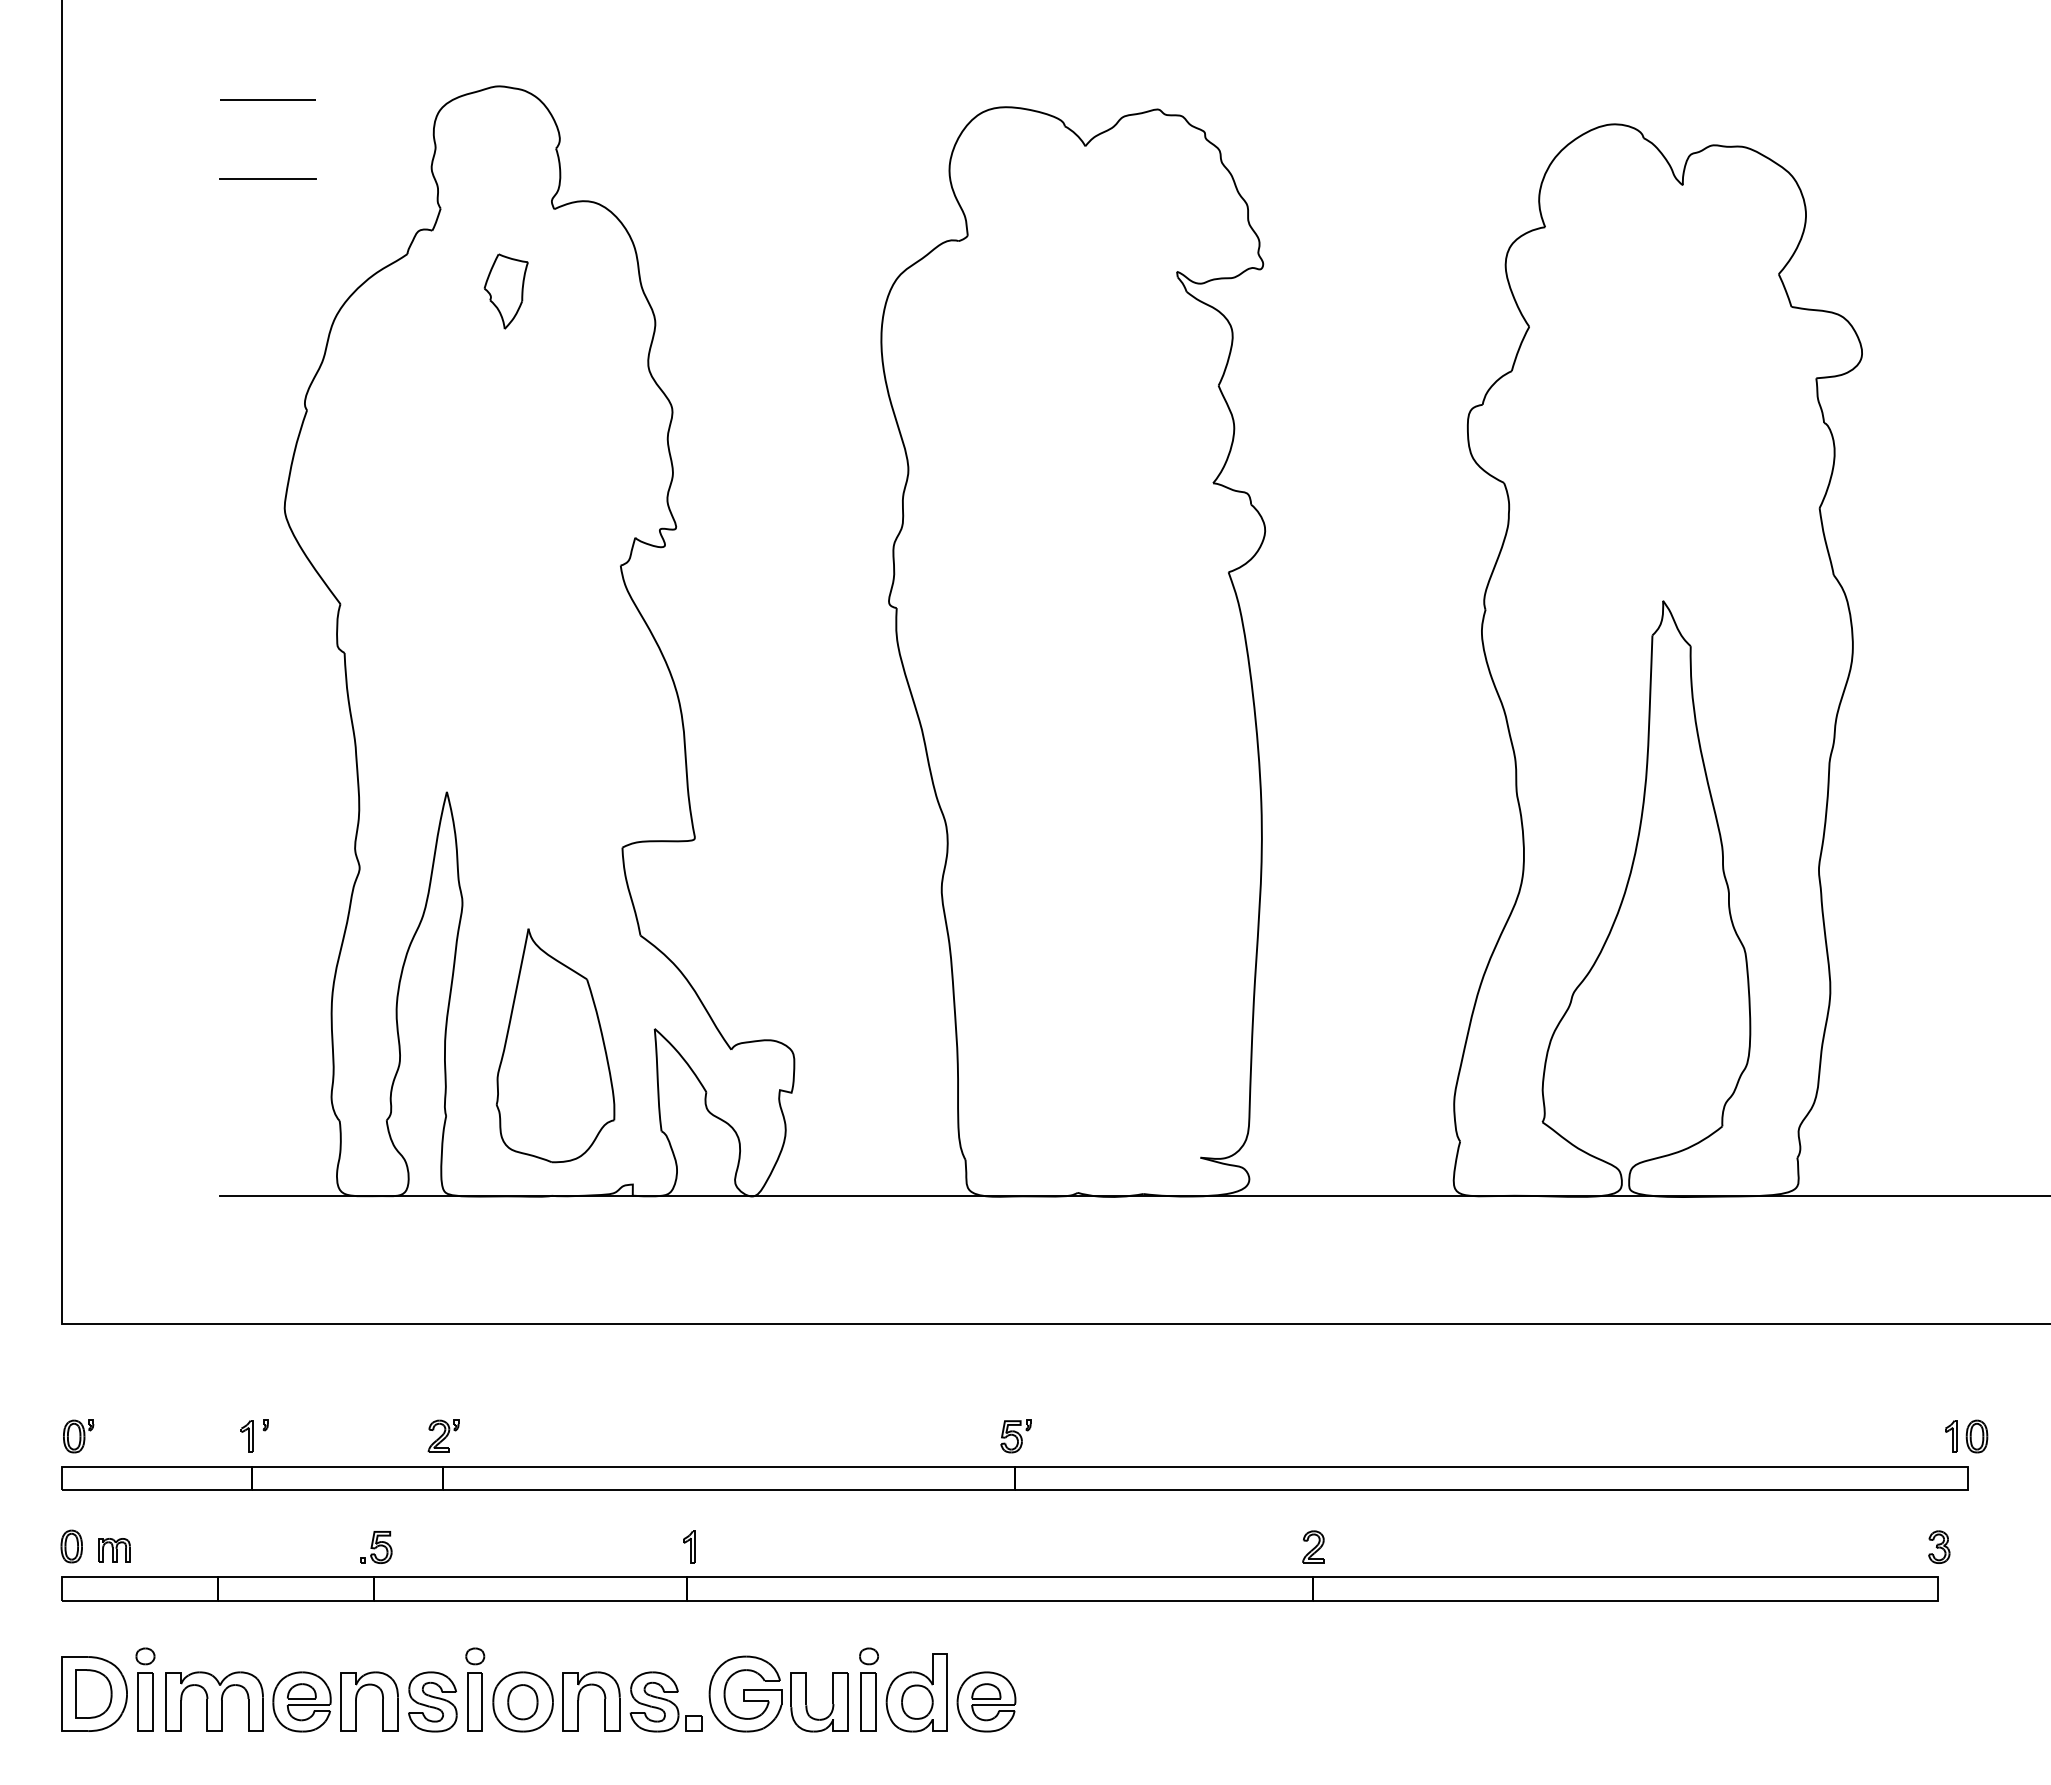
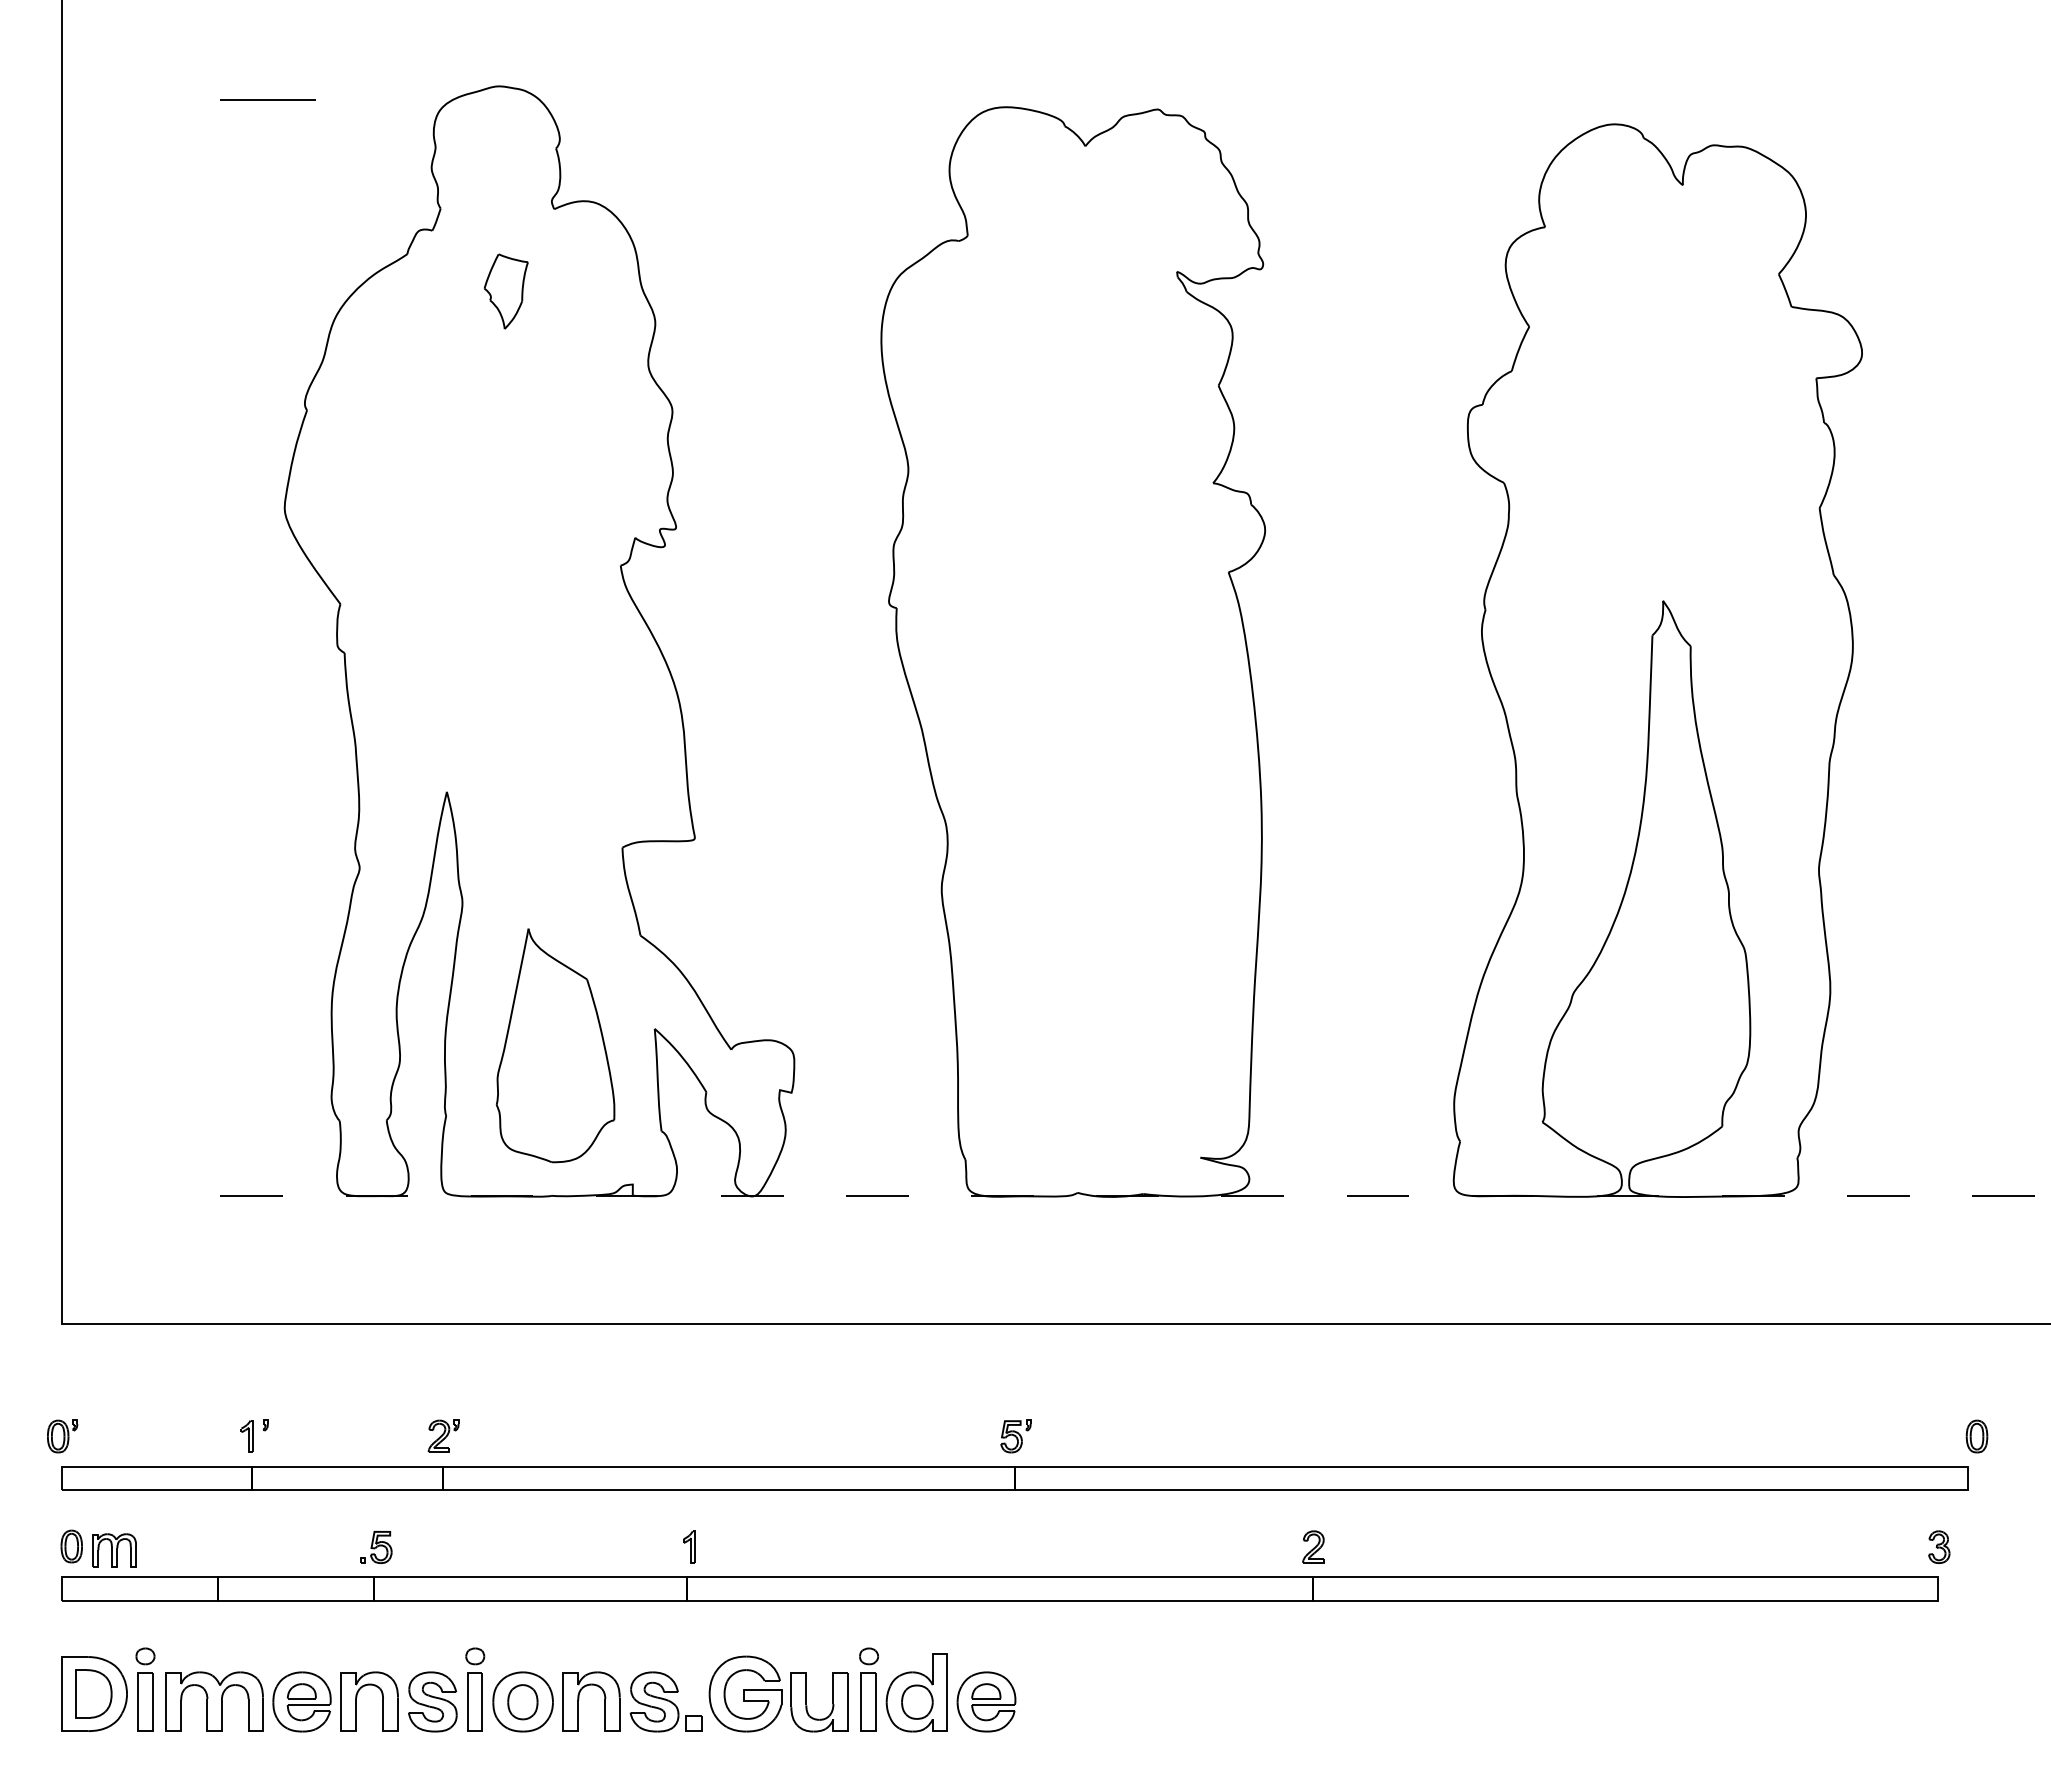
line: present -> none (267, 179)
line: solid -> dashed (1136, 1196)
part position: (78, 1436) -> (62, 1436) (62, 1436)
part: present -> none (1951, 1436)
part size: 33x25 px -> 45x35 px (114, 1550)
